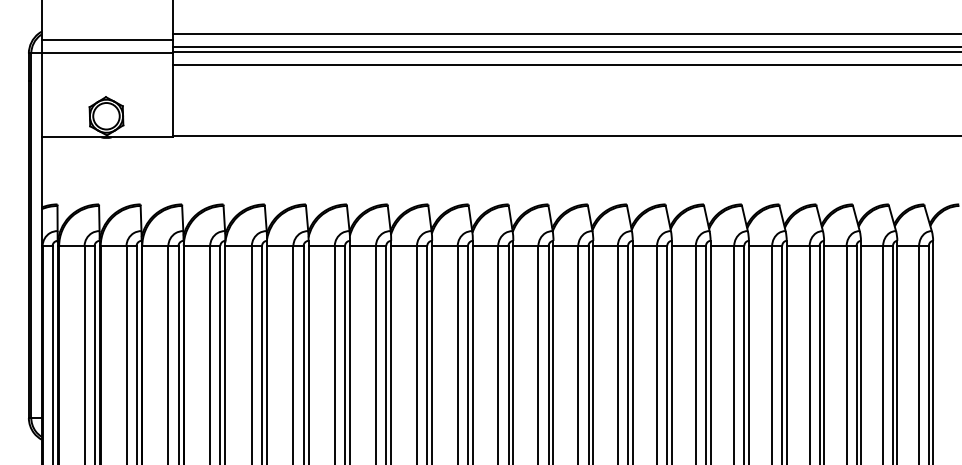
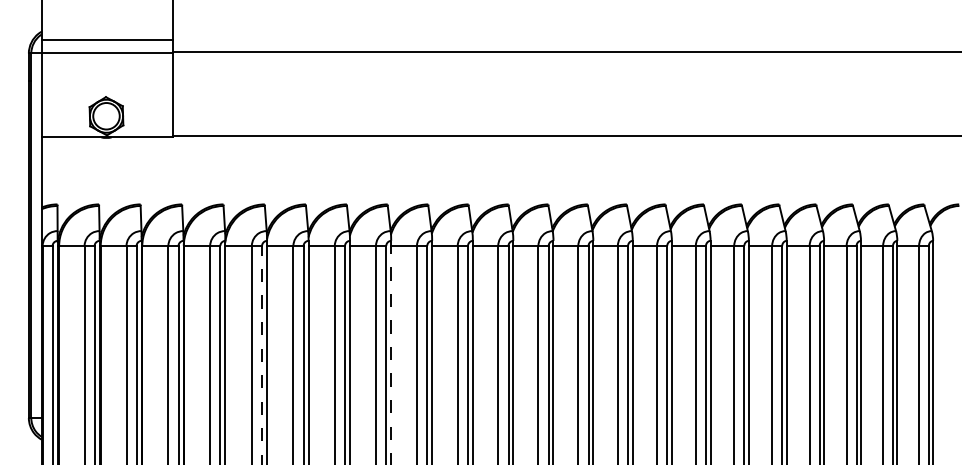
line: present -> none (565, 33)
line: present -> none (565, 47)
line: present -> none (565, 65)
line: solid -> dashed (391, 352)
line: solid -> dashed (262, 354)
